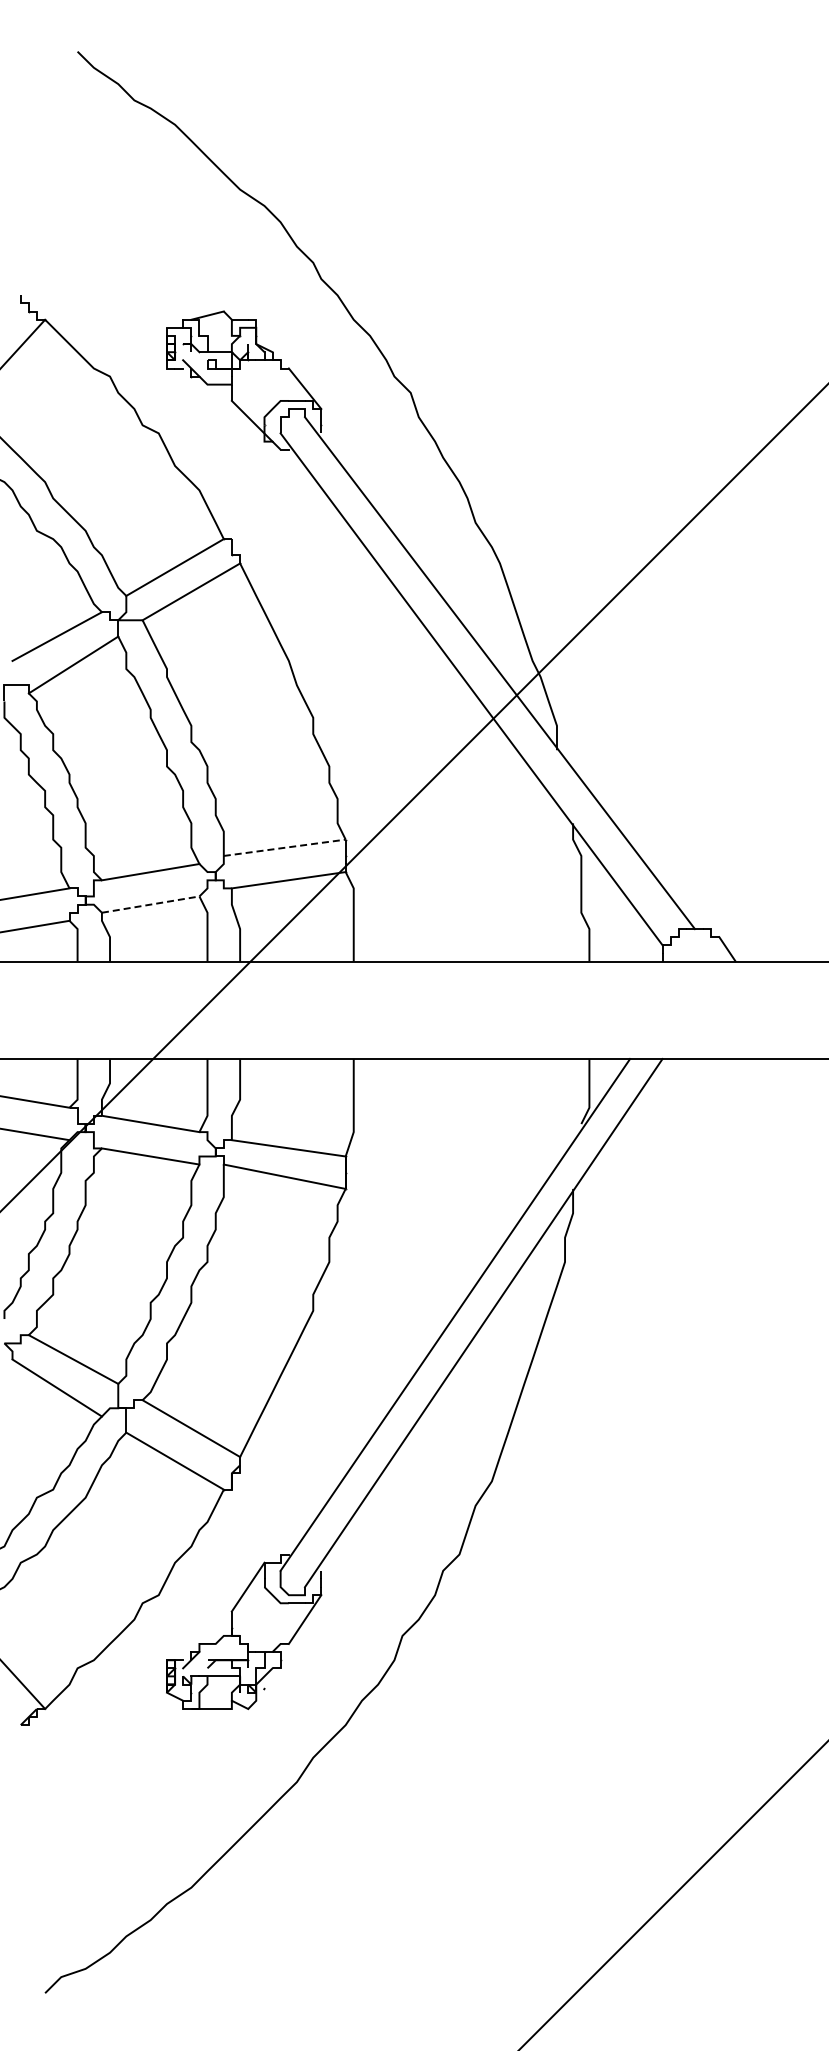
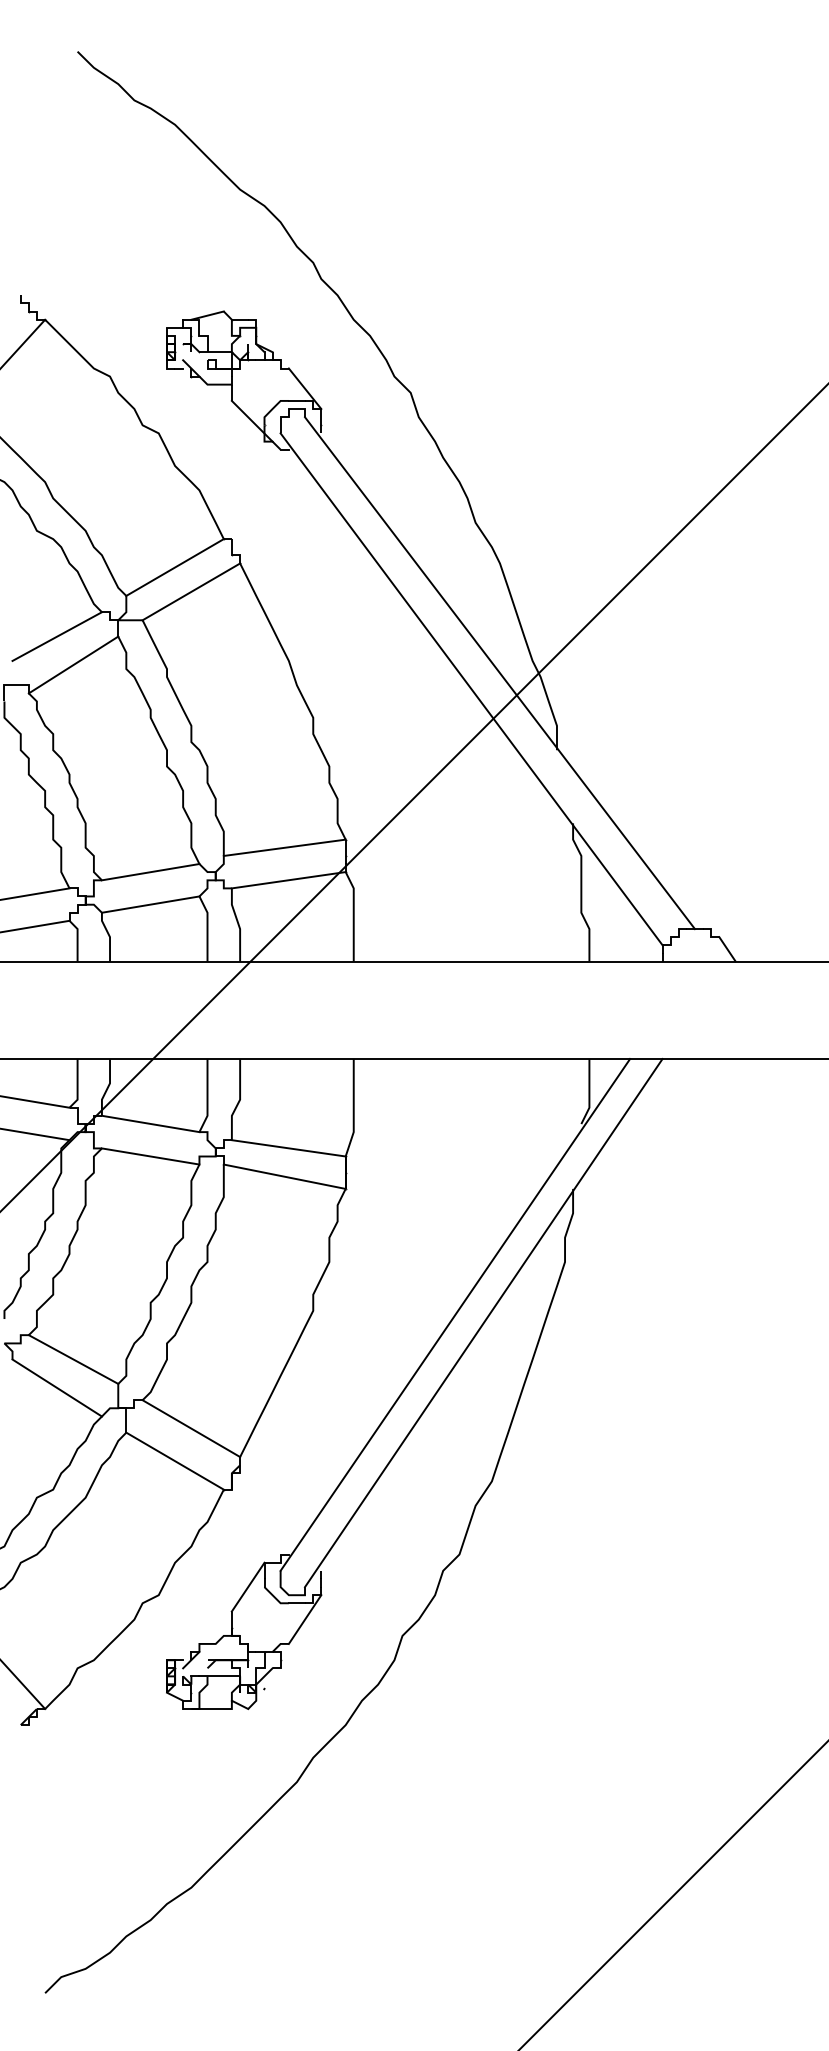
line: dashed -> solid (285, 847)
line: dashed -> solid (151, 904)
